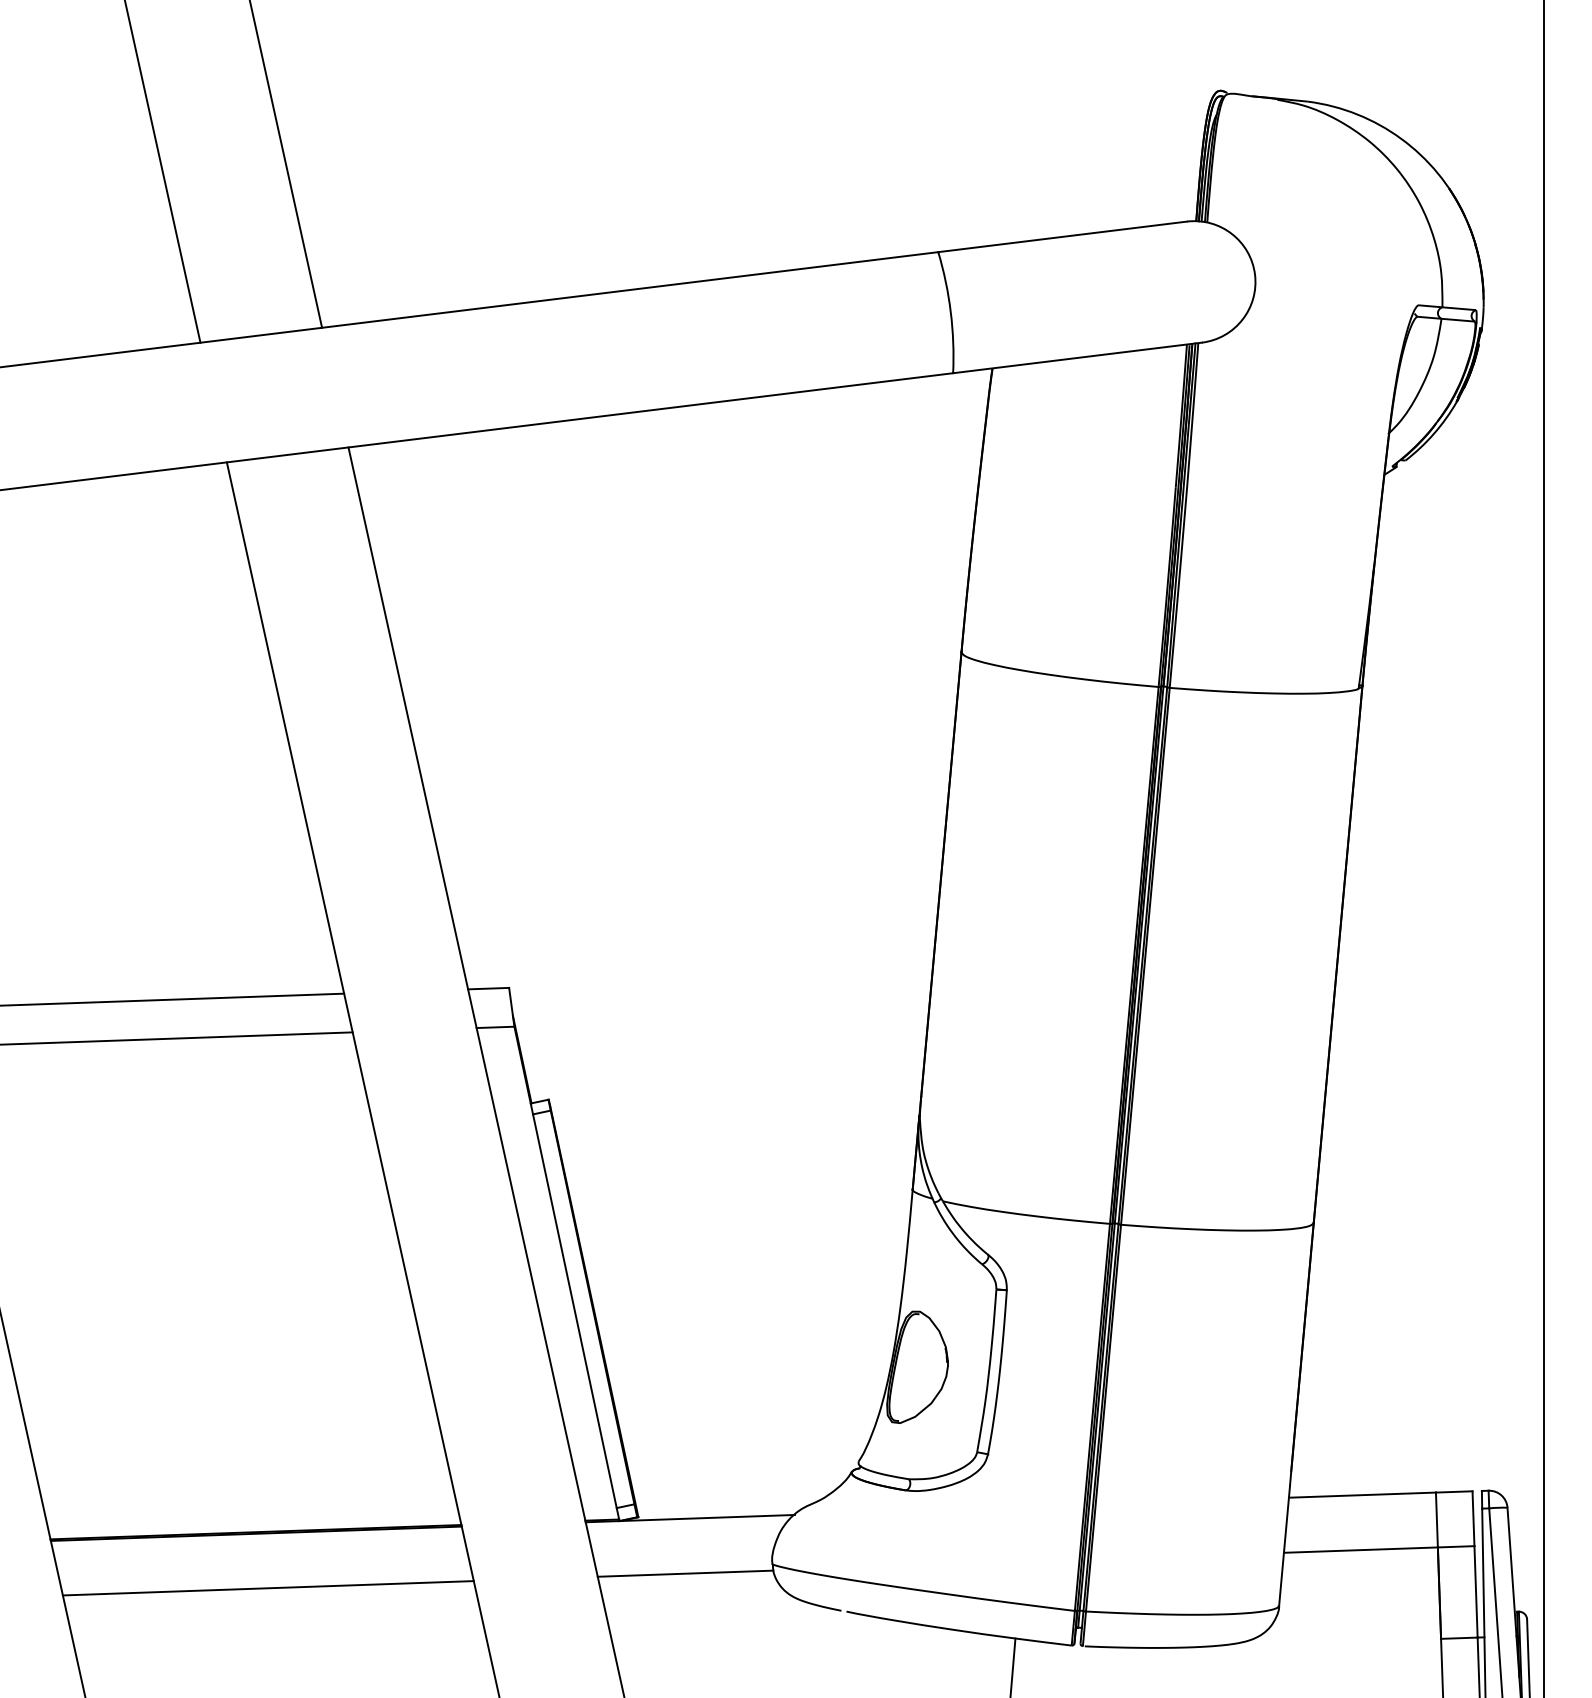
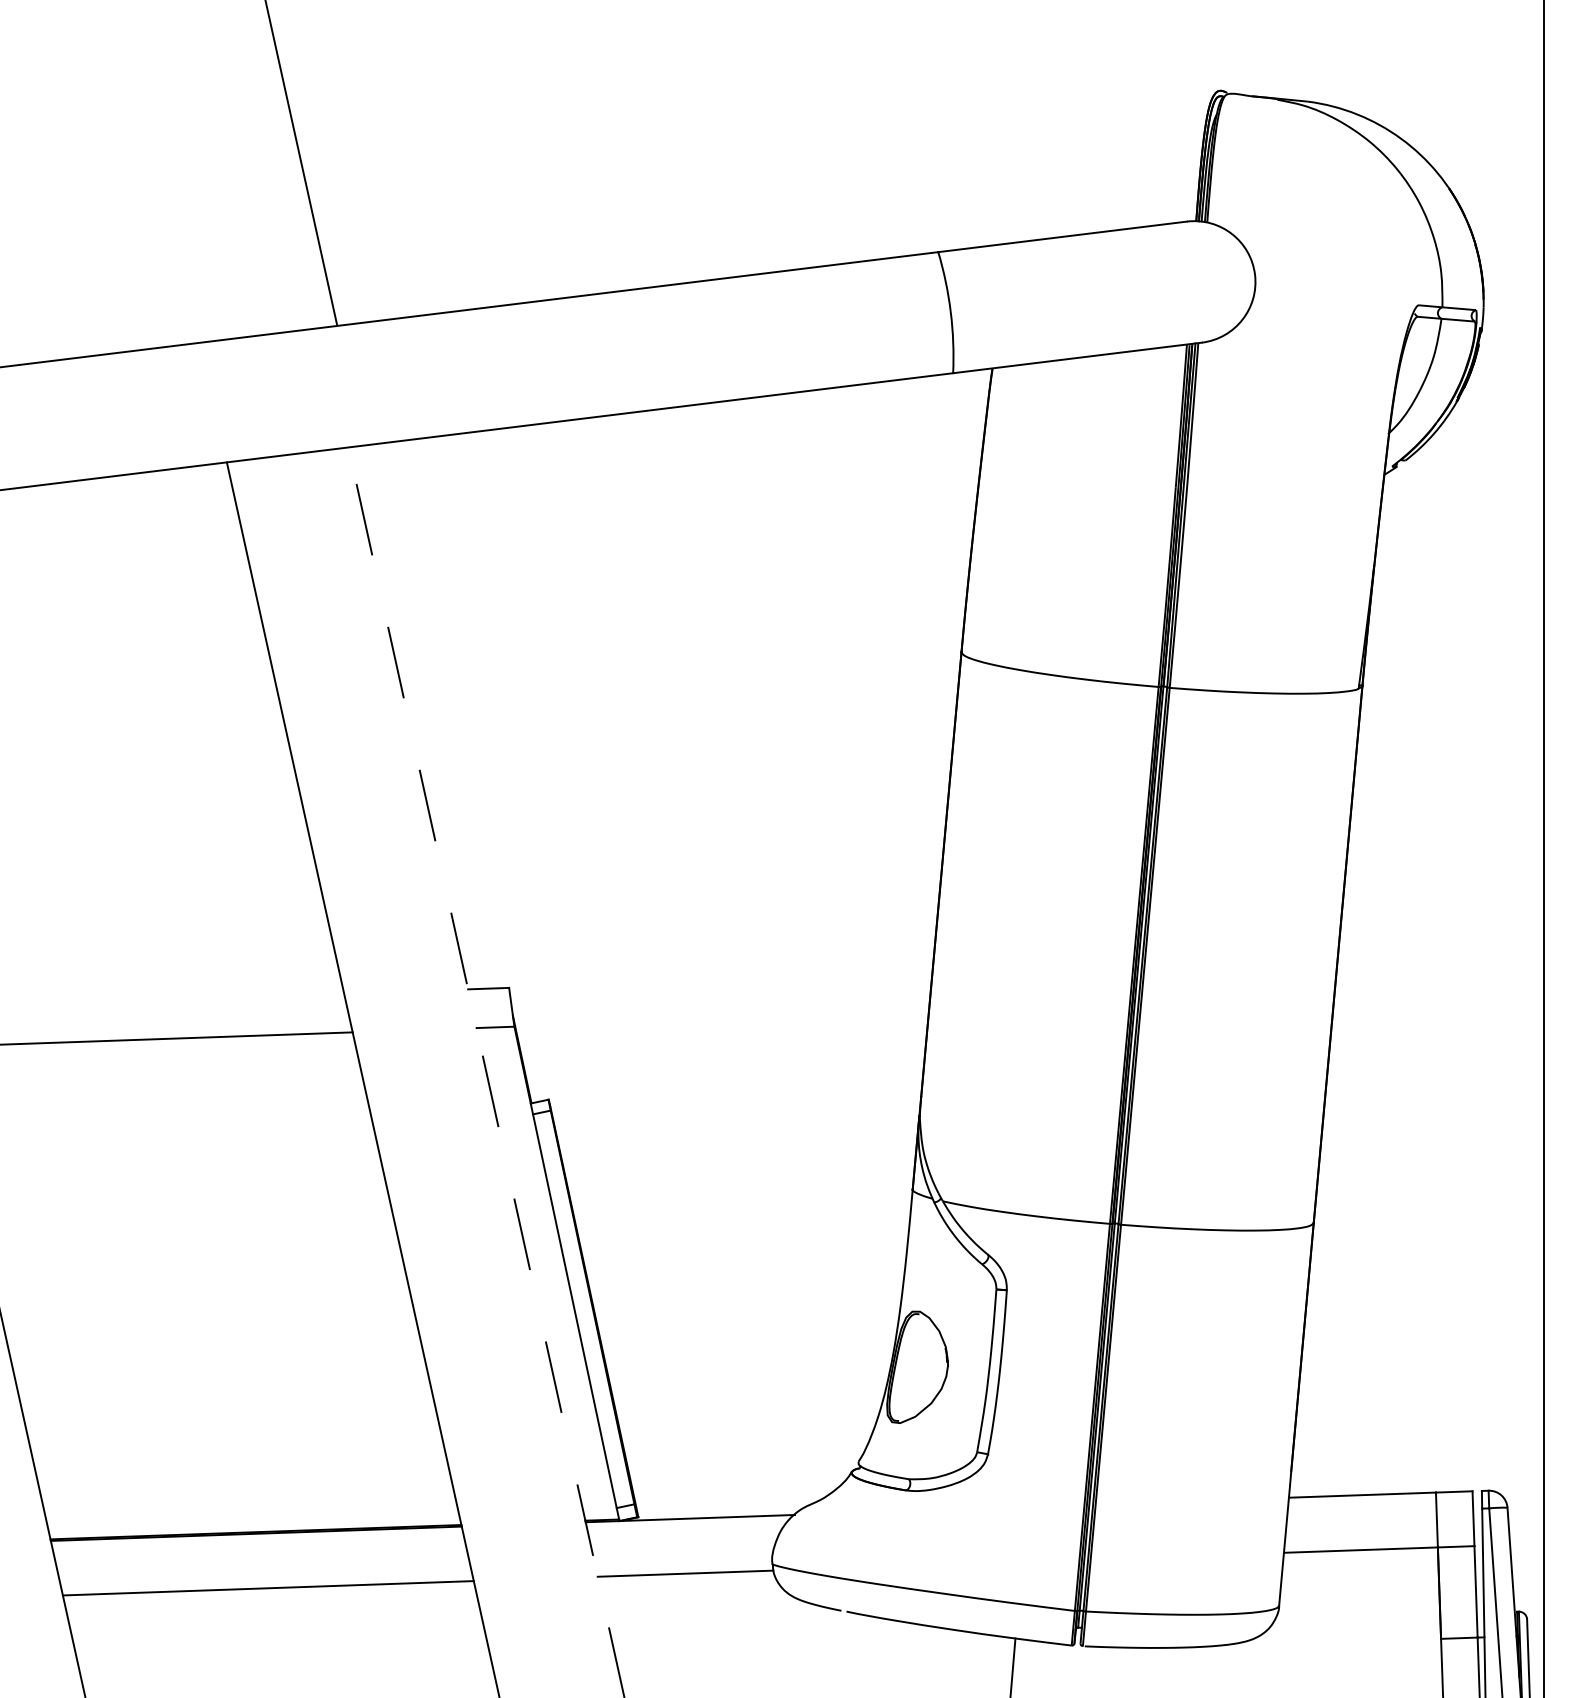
line position: (286, 164) -> (301, 163) (301, 163)
line: present -> none (162, 172)
line: present -> none (173, 999)
line: solid -> dashed (486, 1072)
